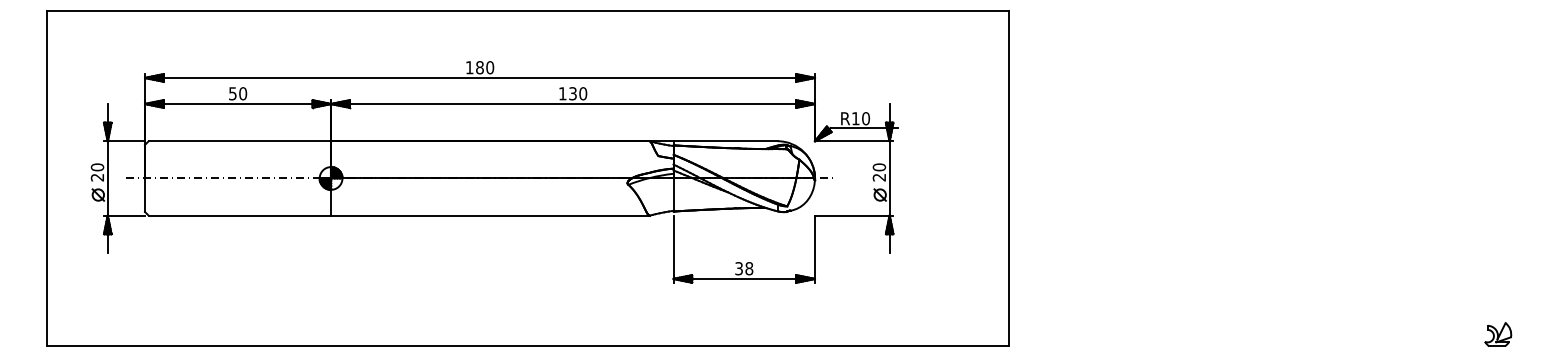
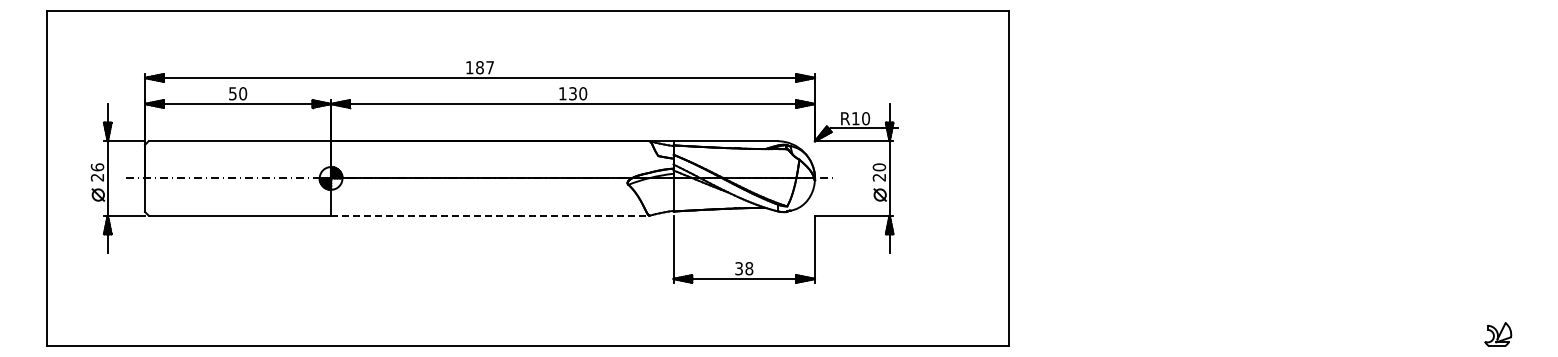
text: 180 -> 187 (490, 67)
text: 20 -> 26 (96, 167)
line: solid -> dashed (490, 215)
